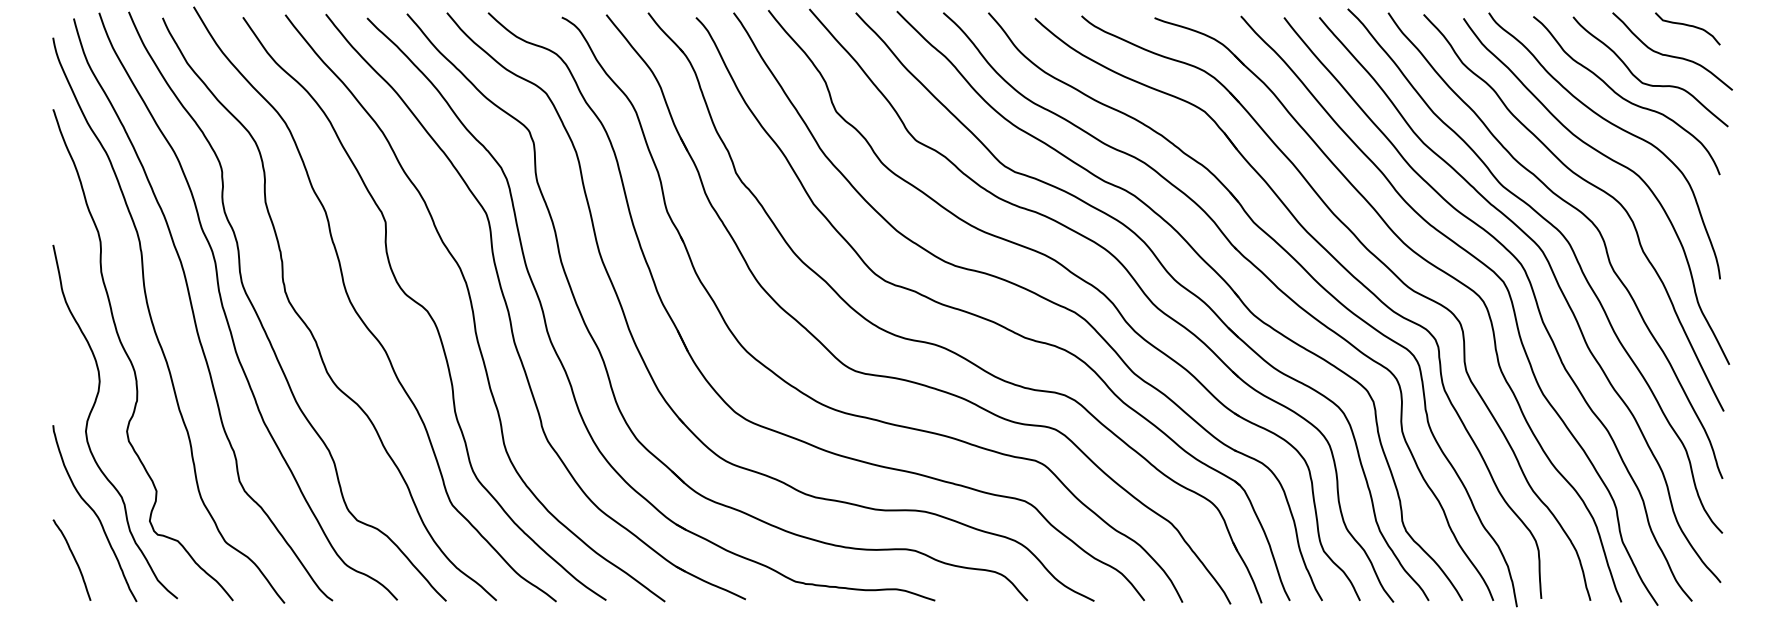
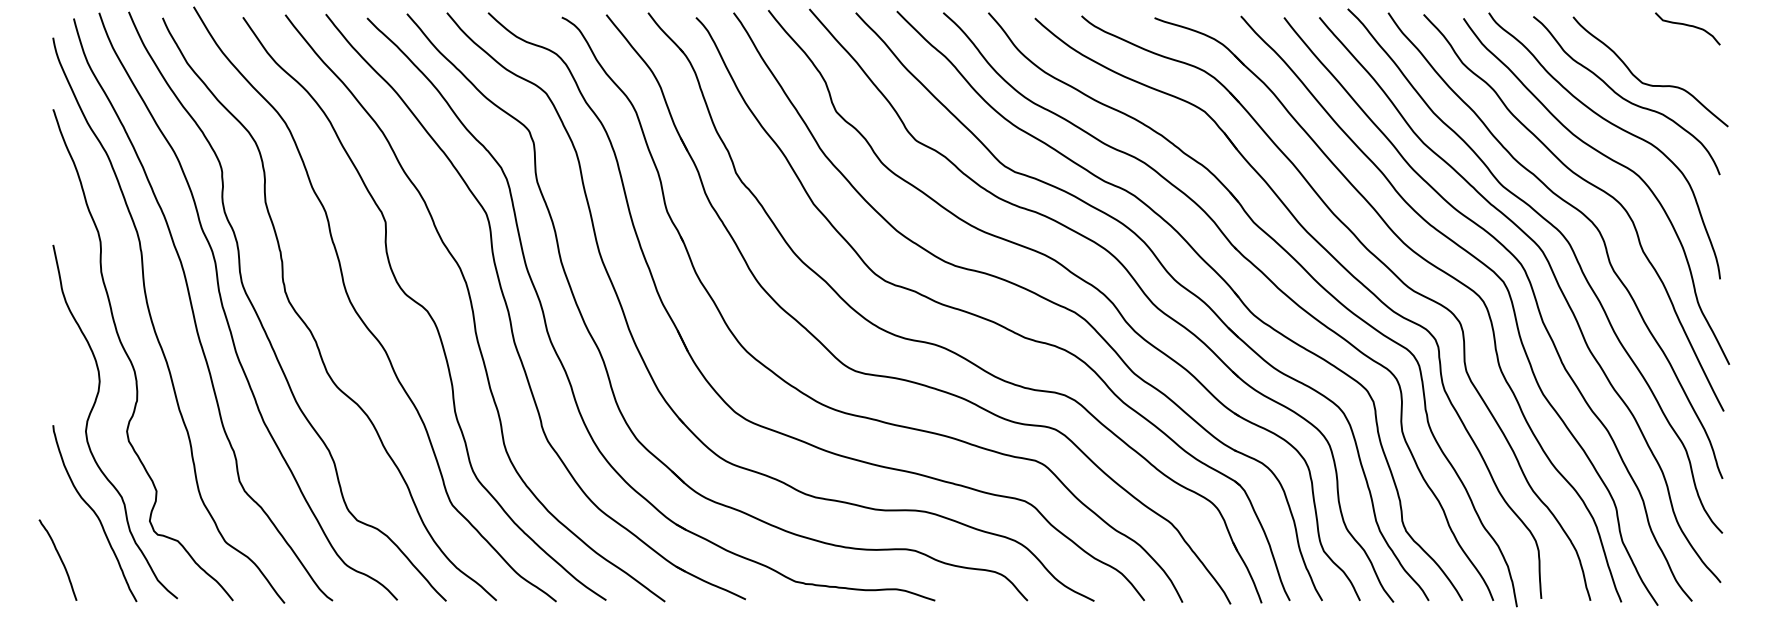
curve: present -> none (1672, 55)
curve position: (73, 558) -> (59, 558) (59, 558)
